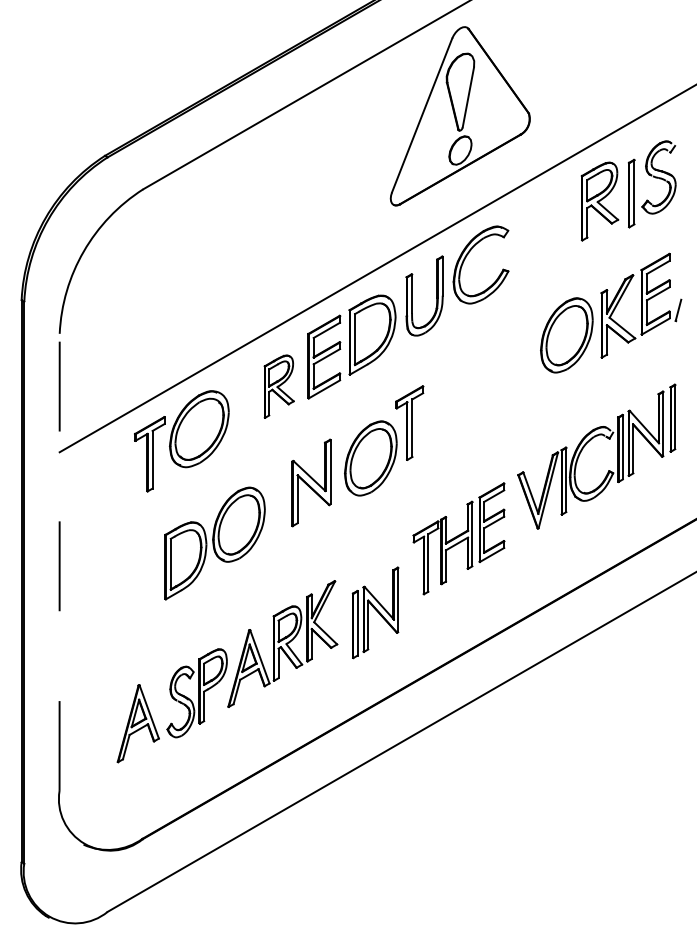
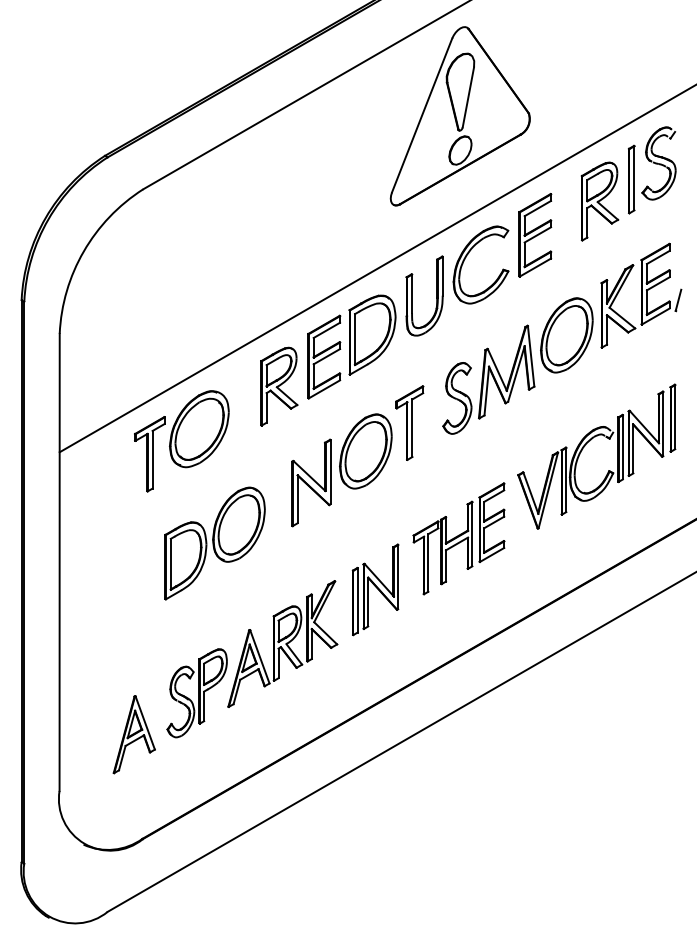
part position: (655, 178) -> (655, 164) (655, 164)
part: none -> present (535, 235)
part position: (641, 305) -> (641, 295) (641, 295)
part: none -> present (488, 379)
part size: 32x65 px -> 39x81 px (279, 386)
part position: (370, 458) -> (365, 451) (365, 451)
line: dashed -> solid (59, 562)
part position: (375, 612) -> (375, 589) (375, 589)
part position: (137, 723) -> (133, 734) (133, 734)
